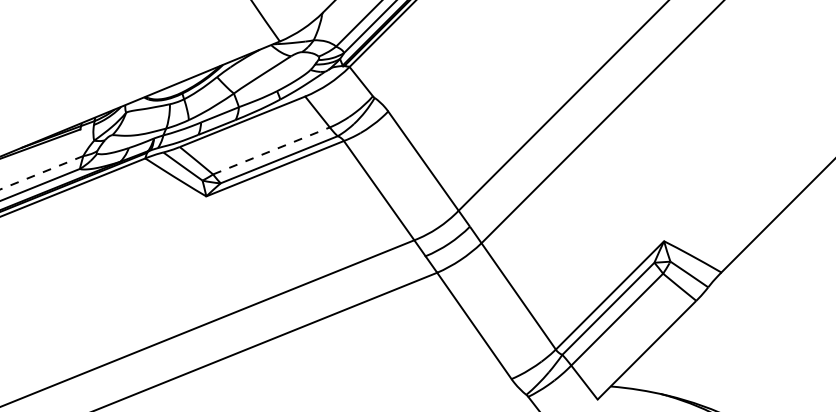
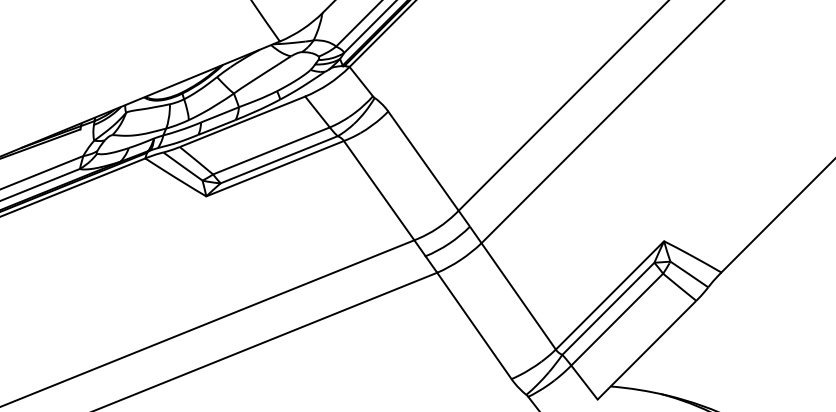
line: dashed -> solid (271, 150)
line: dashed -> solid (41, 172)
